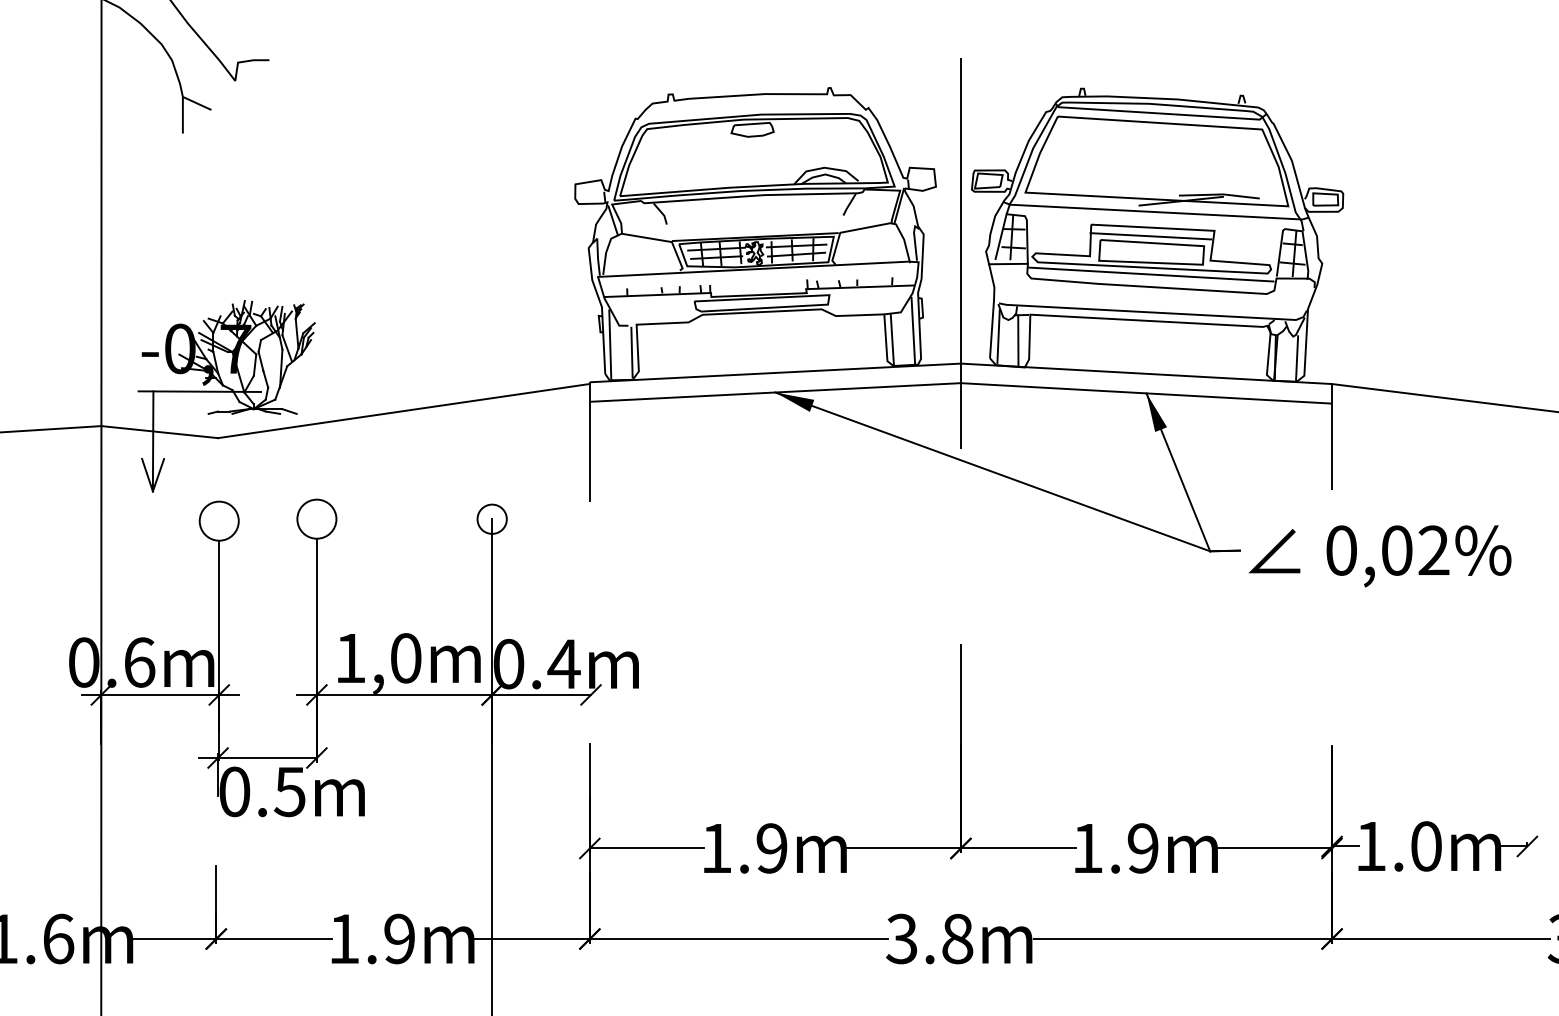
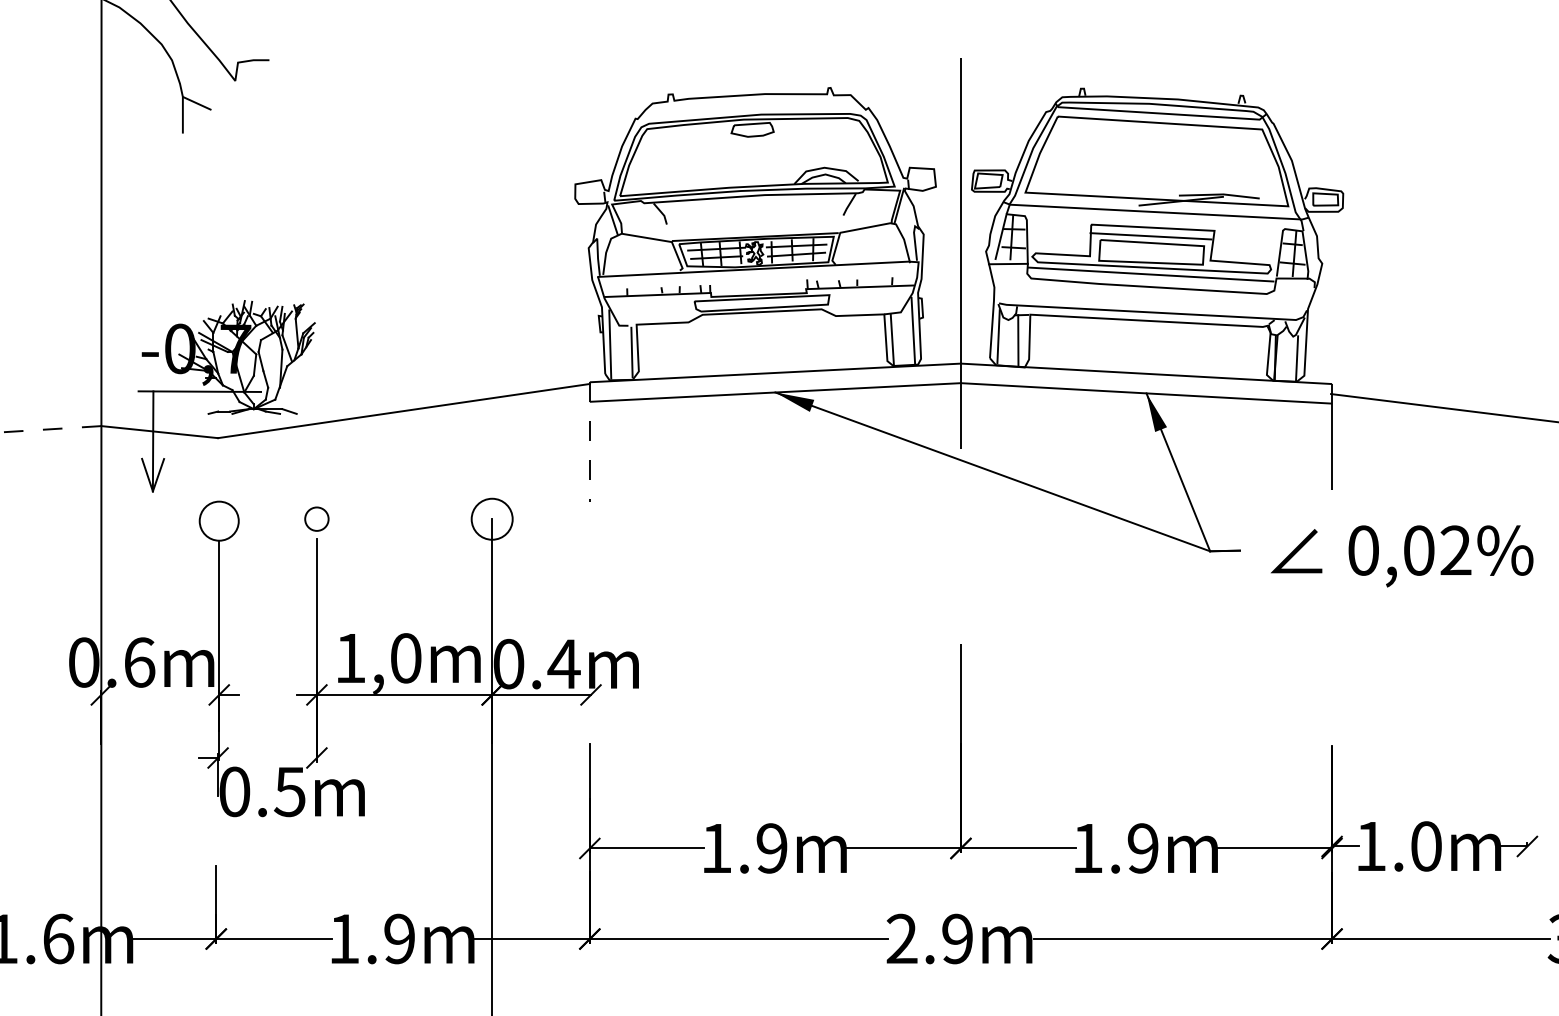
line position: (1443, 397) -> (1443, 407) (1443, 407)
line: solid -> dashed (50, 429)
line: solid -> dashed (589, 442)
circle diameter: 39 px -> 23 px (316, 518)
circle diameter: 29 px -> 41 px (491, 518)
text position: (1380, 556) -> (1402, 556) (1402, 556)
line: present -> none (150, 694)
line: present -> none (267, 758)
text: 3.8m -> 2.9m (929, 938)
